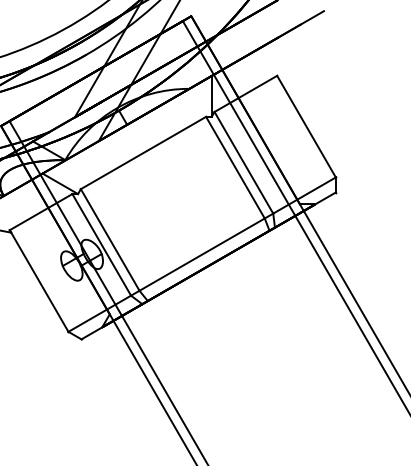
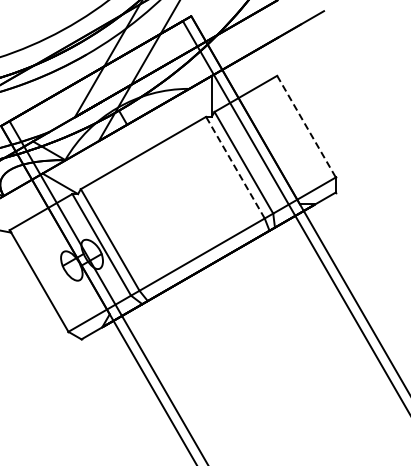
line: solid -> dashed (306, 126)
line: solid -> dashed (235, 167)
